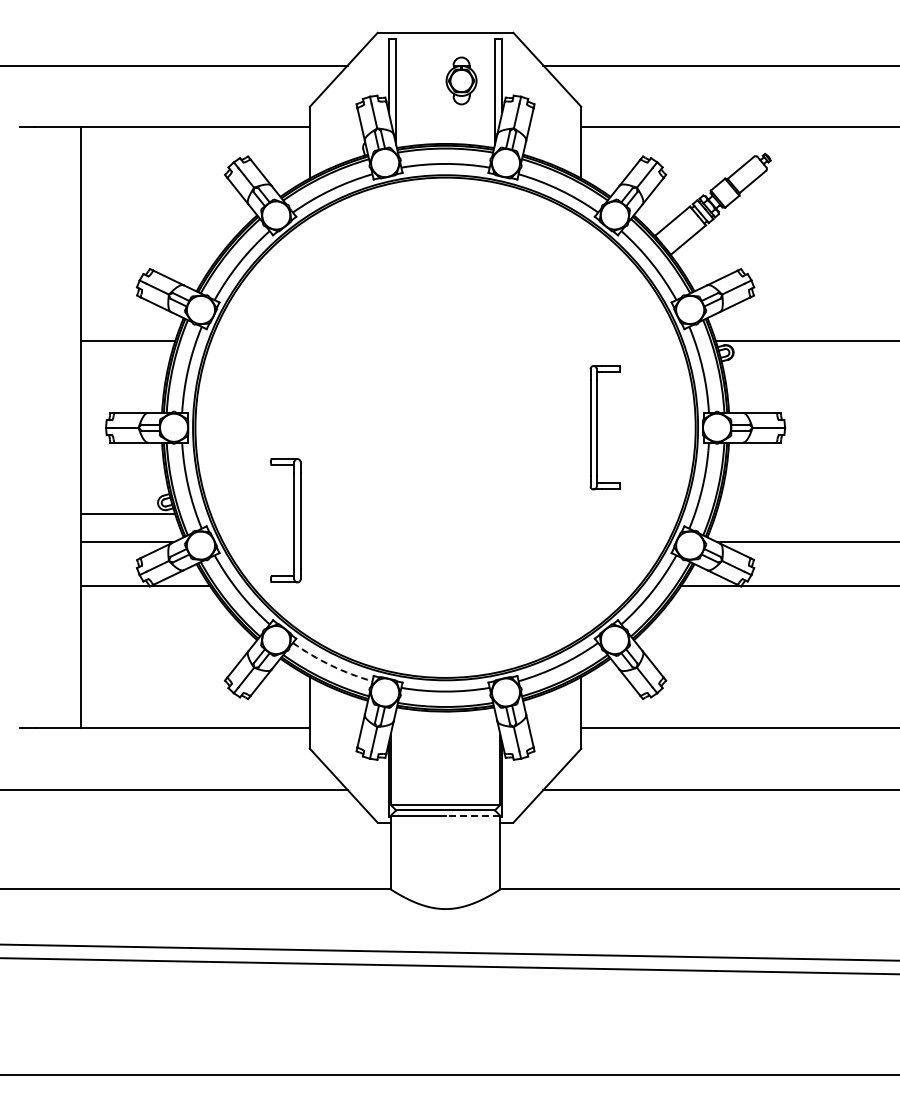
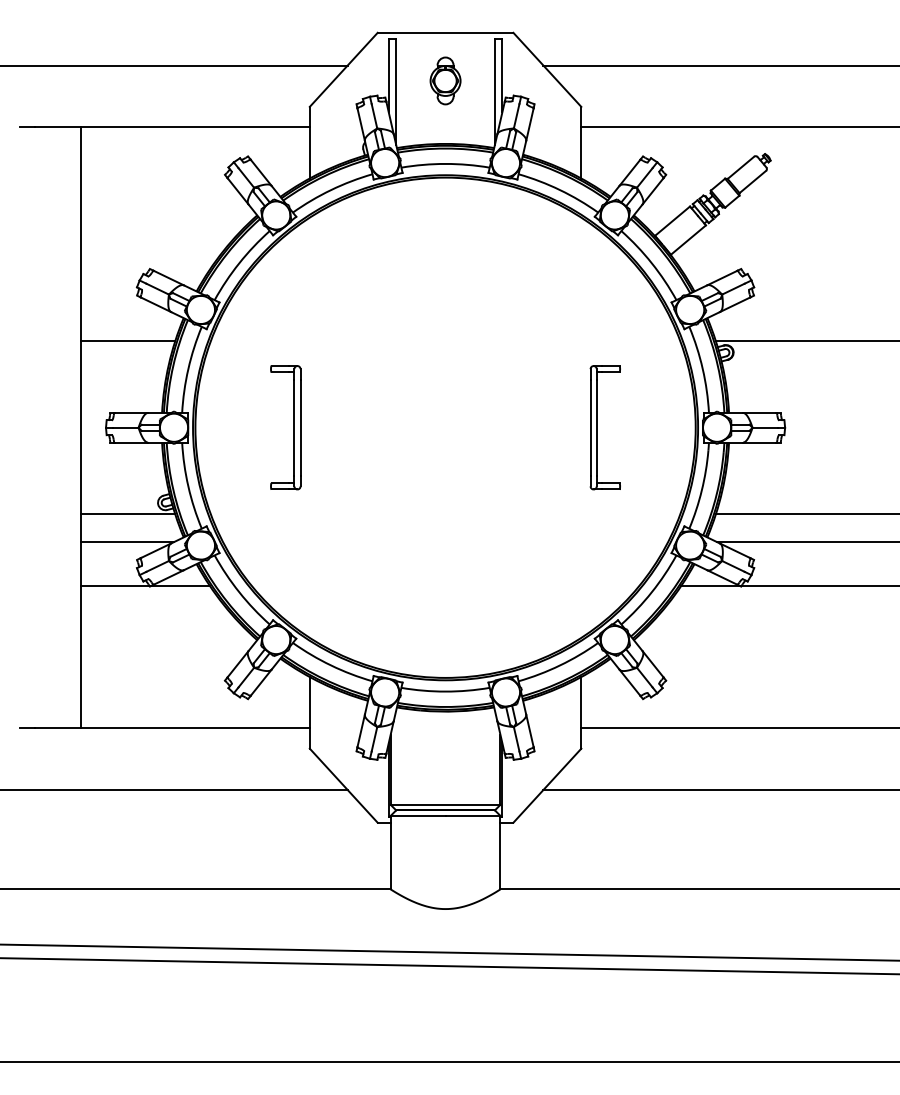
part position: (461, 80) -> (445, 80) (445, 80)
line: none -> present (805, 514)
part position: (293, 520) -> (293, 427) (293, 427)
arc: dashed -> solid (331, 665)
line: dashed -> solid (472, 815)
line position: (449, 1075) -> (449, 1062) (449, 1062)
